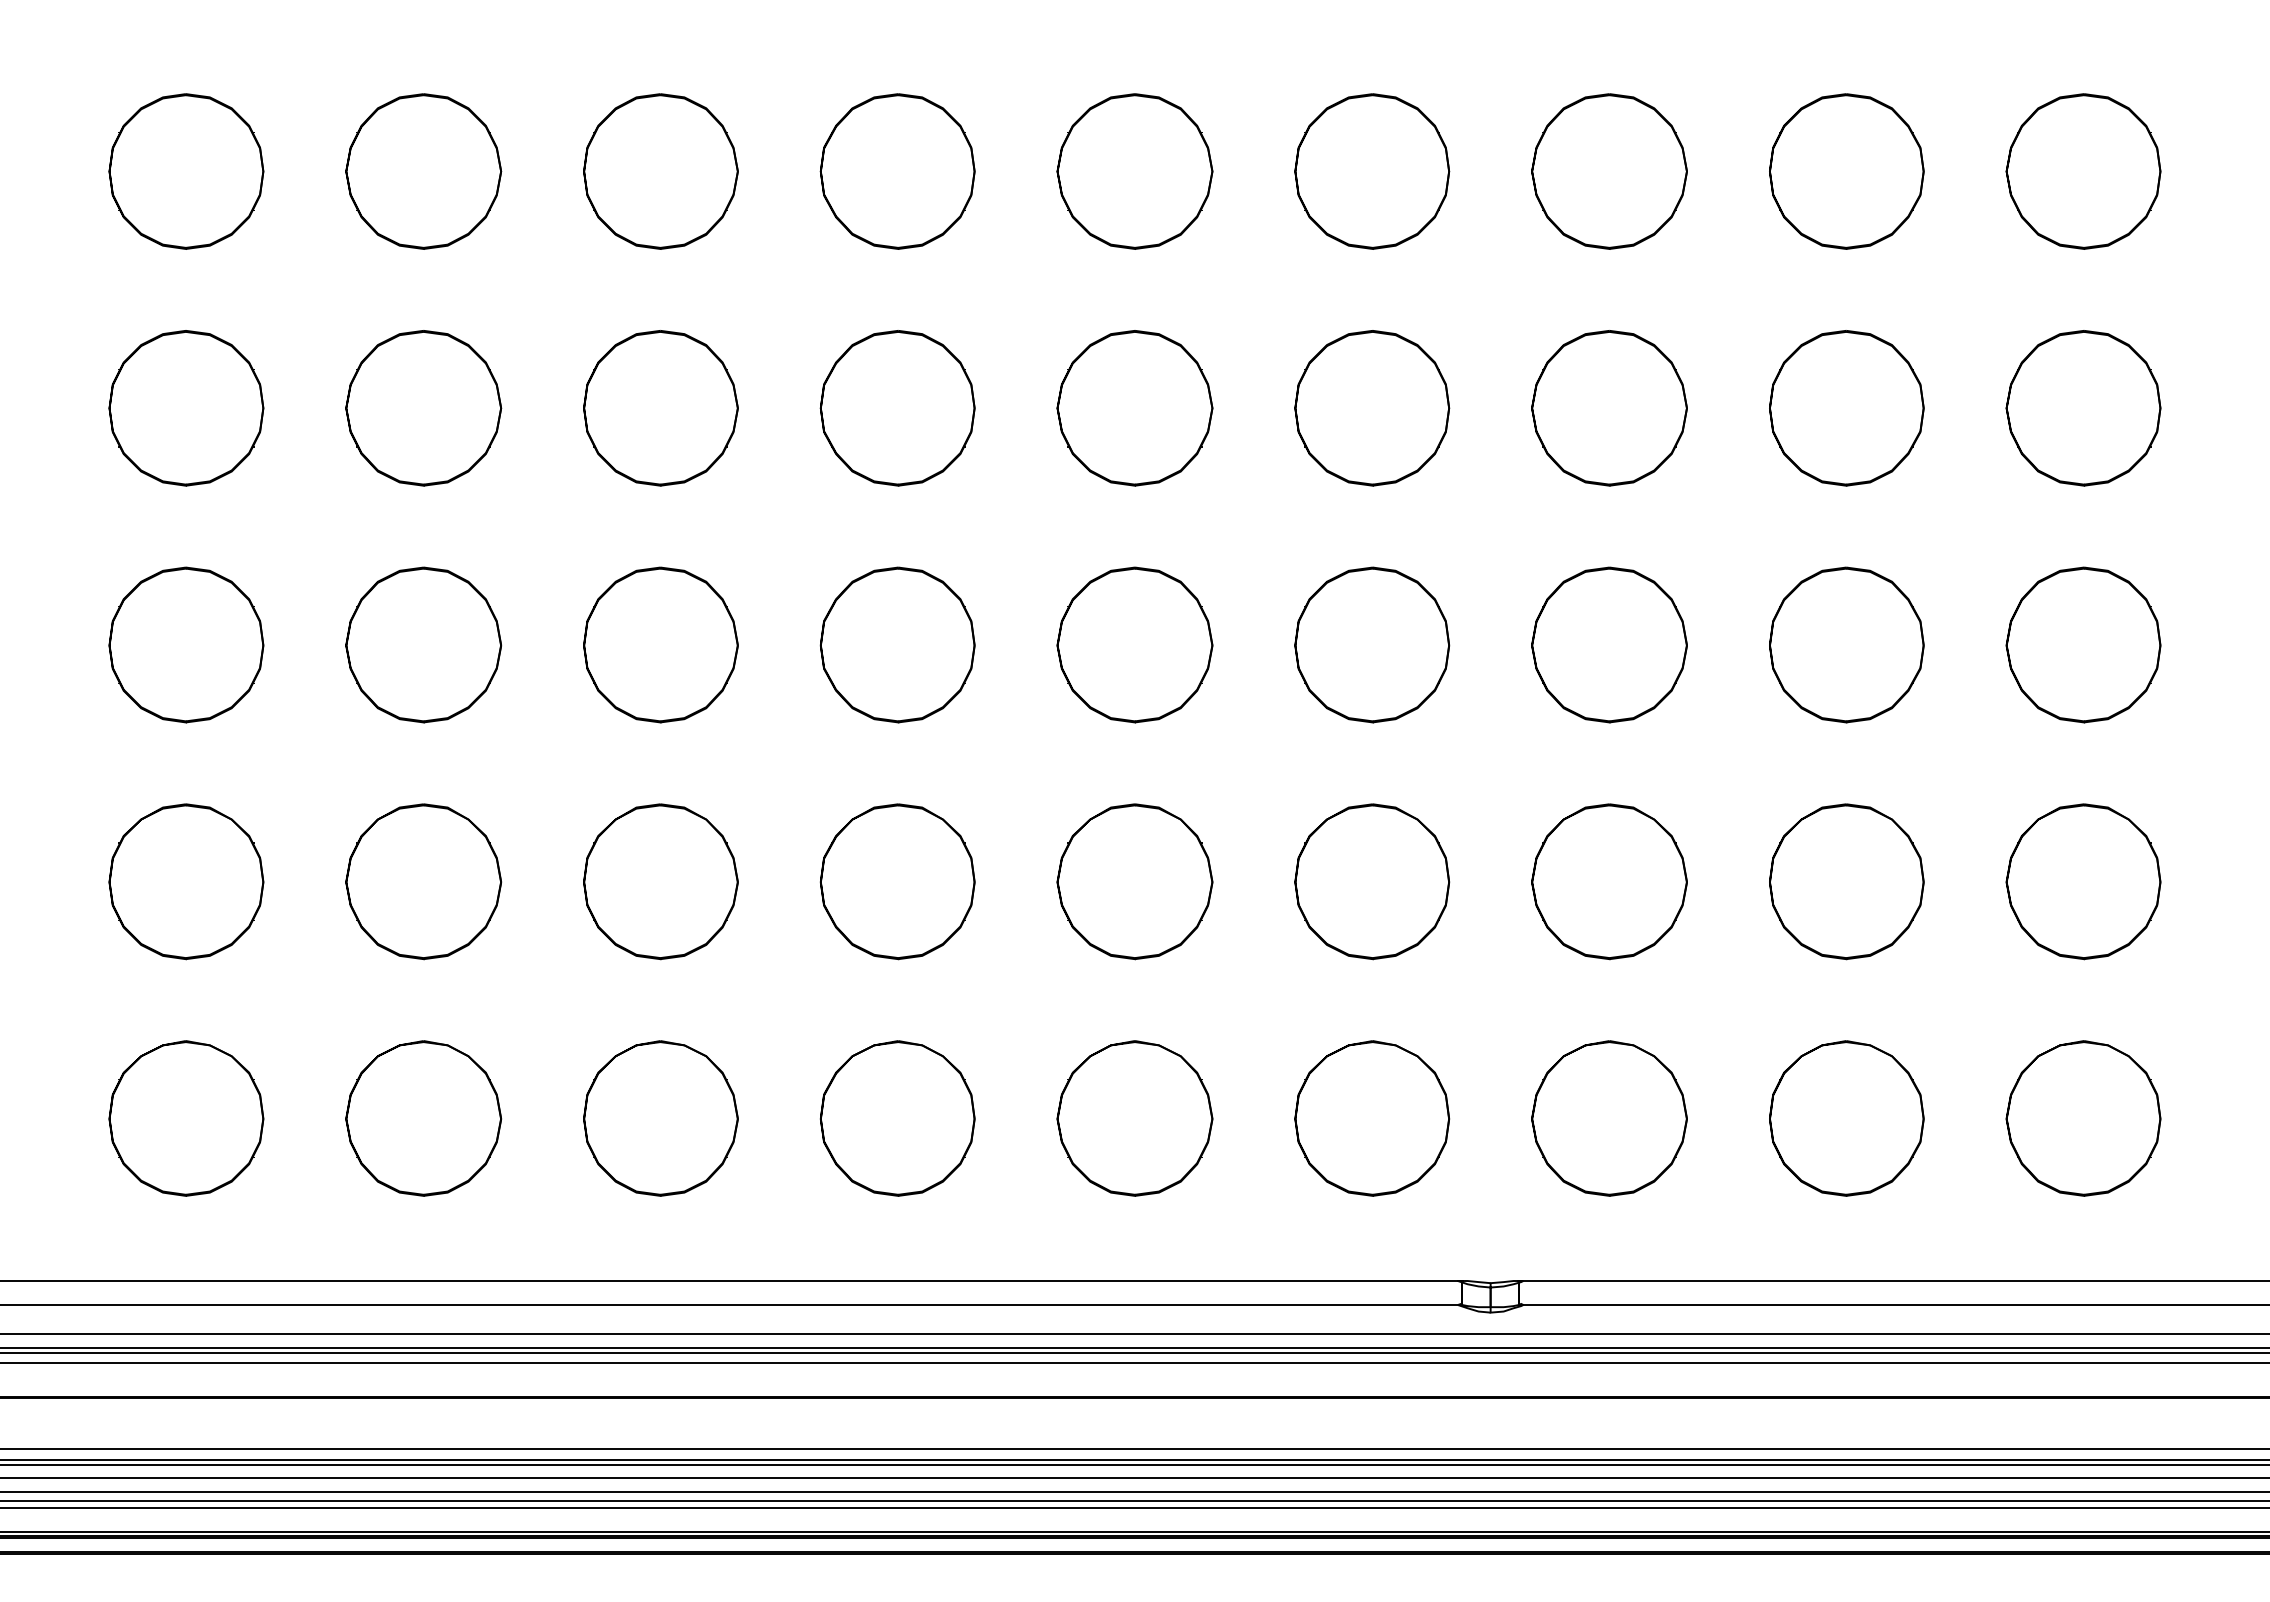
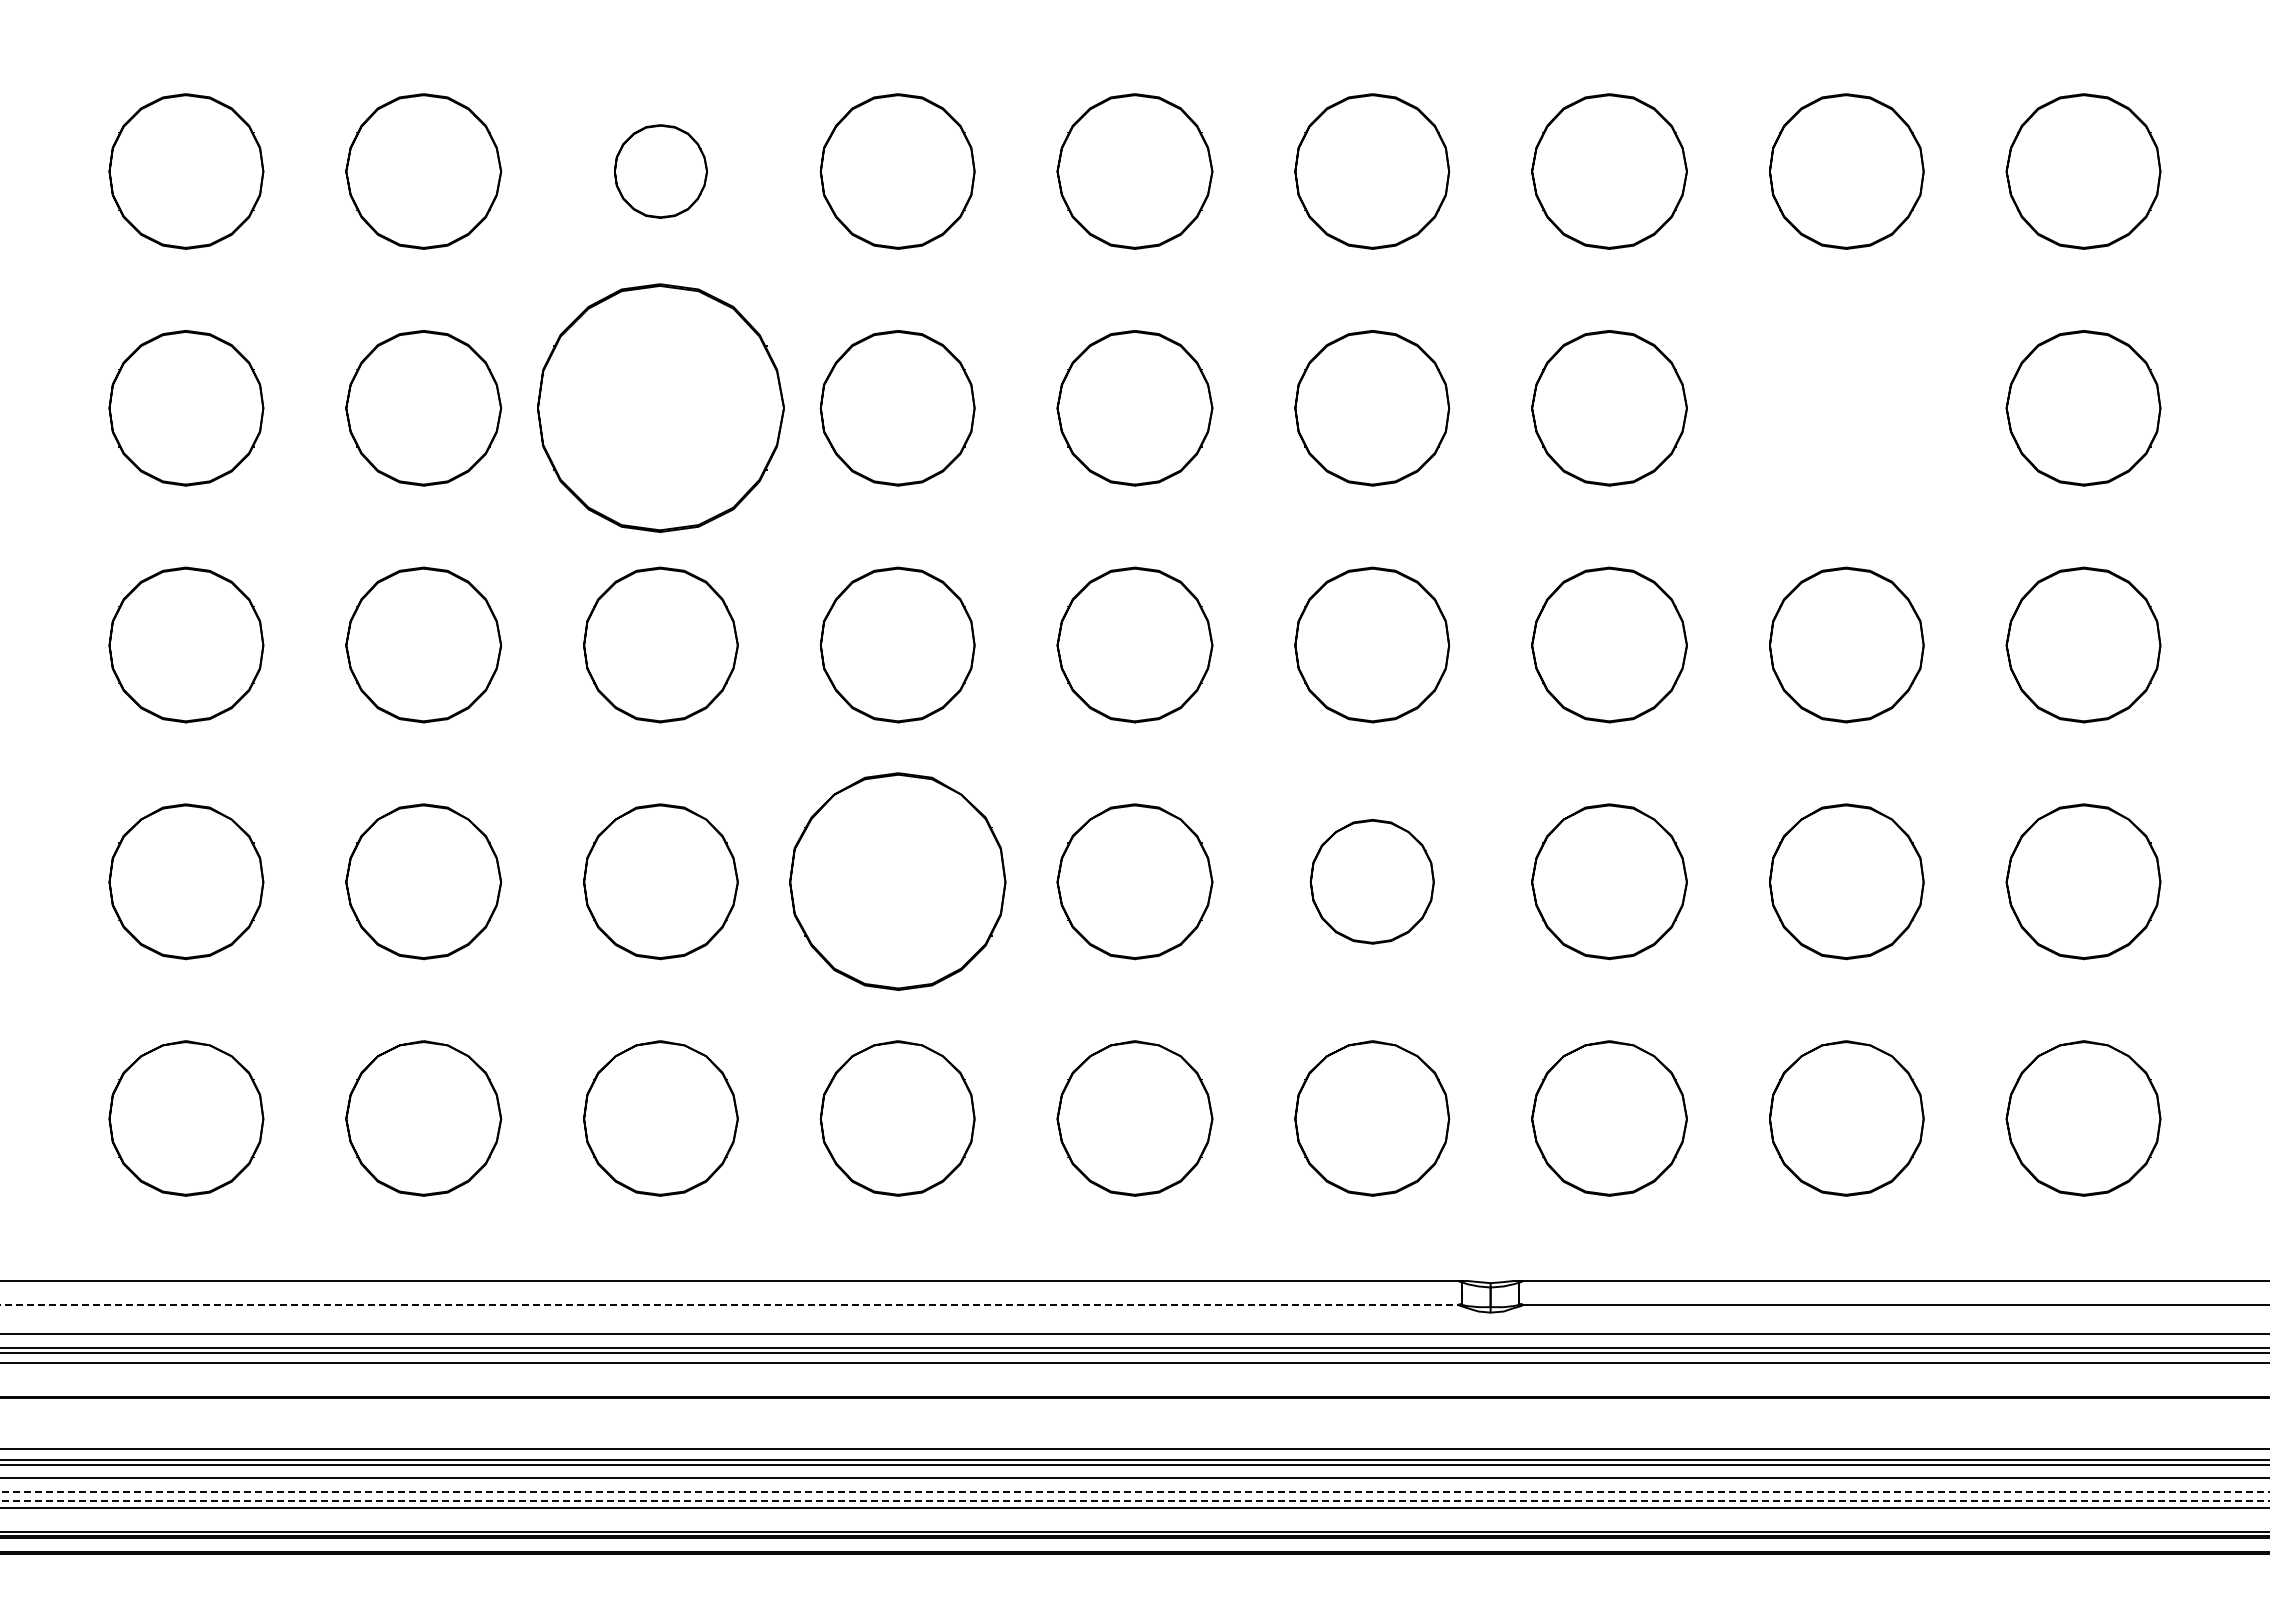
part size: 156x157 px -> 96x95 px (660, 171)
part size: 156x157 px -> 248x250 px (660, 407)
part: present -> none (1846, 408)
part size: 157x158 px -> 218x219 px (897, 881)
part size: 157x158 px -> 126x126 px (1371, 881)
line: solid -> dashed (744, 1305)
line: solid -> dashed (1134, 1491)
line: solid -> dashed (1134, 1501)
